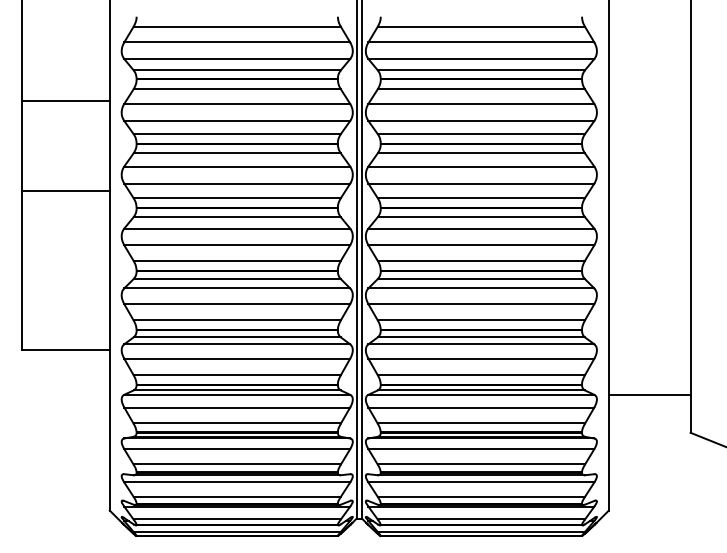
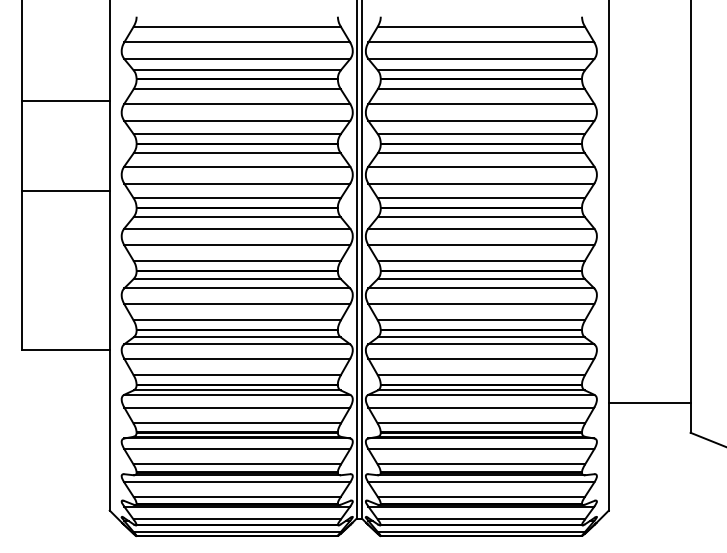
line position: (649, 395) -> (649, 403) (649, 403)
